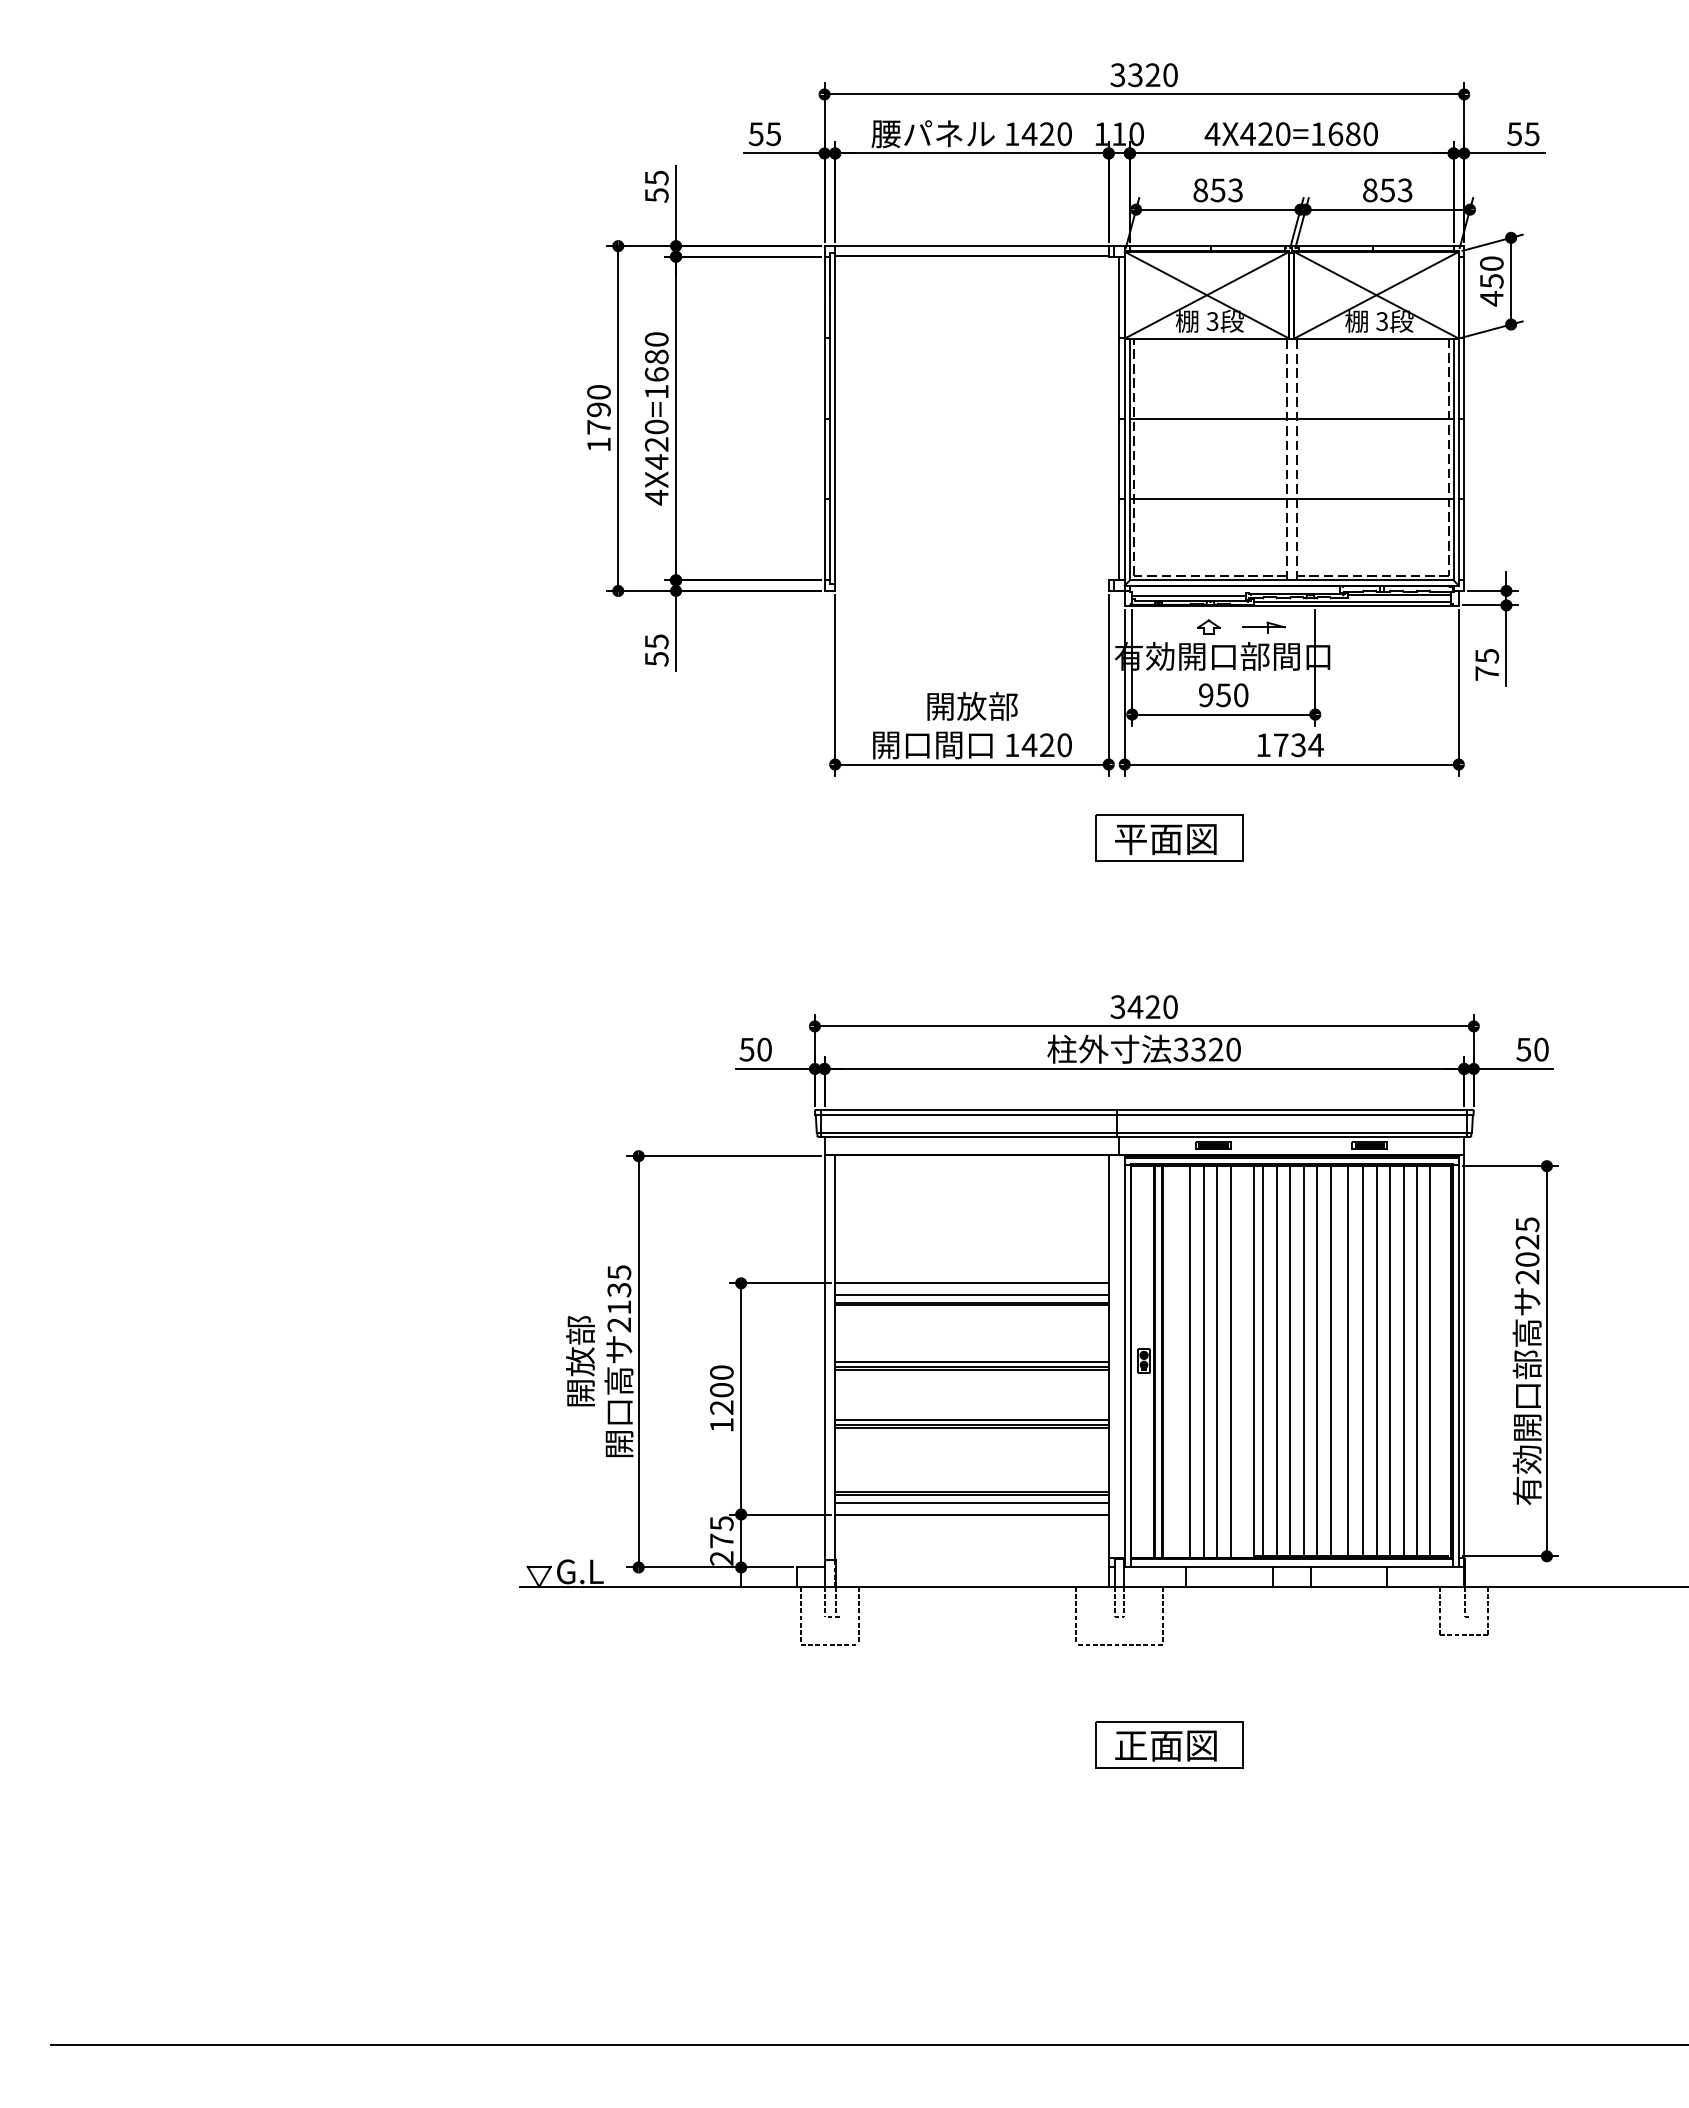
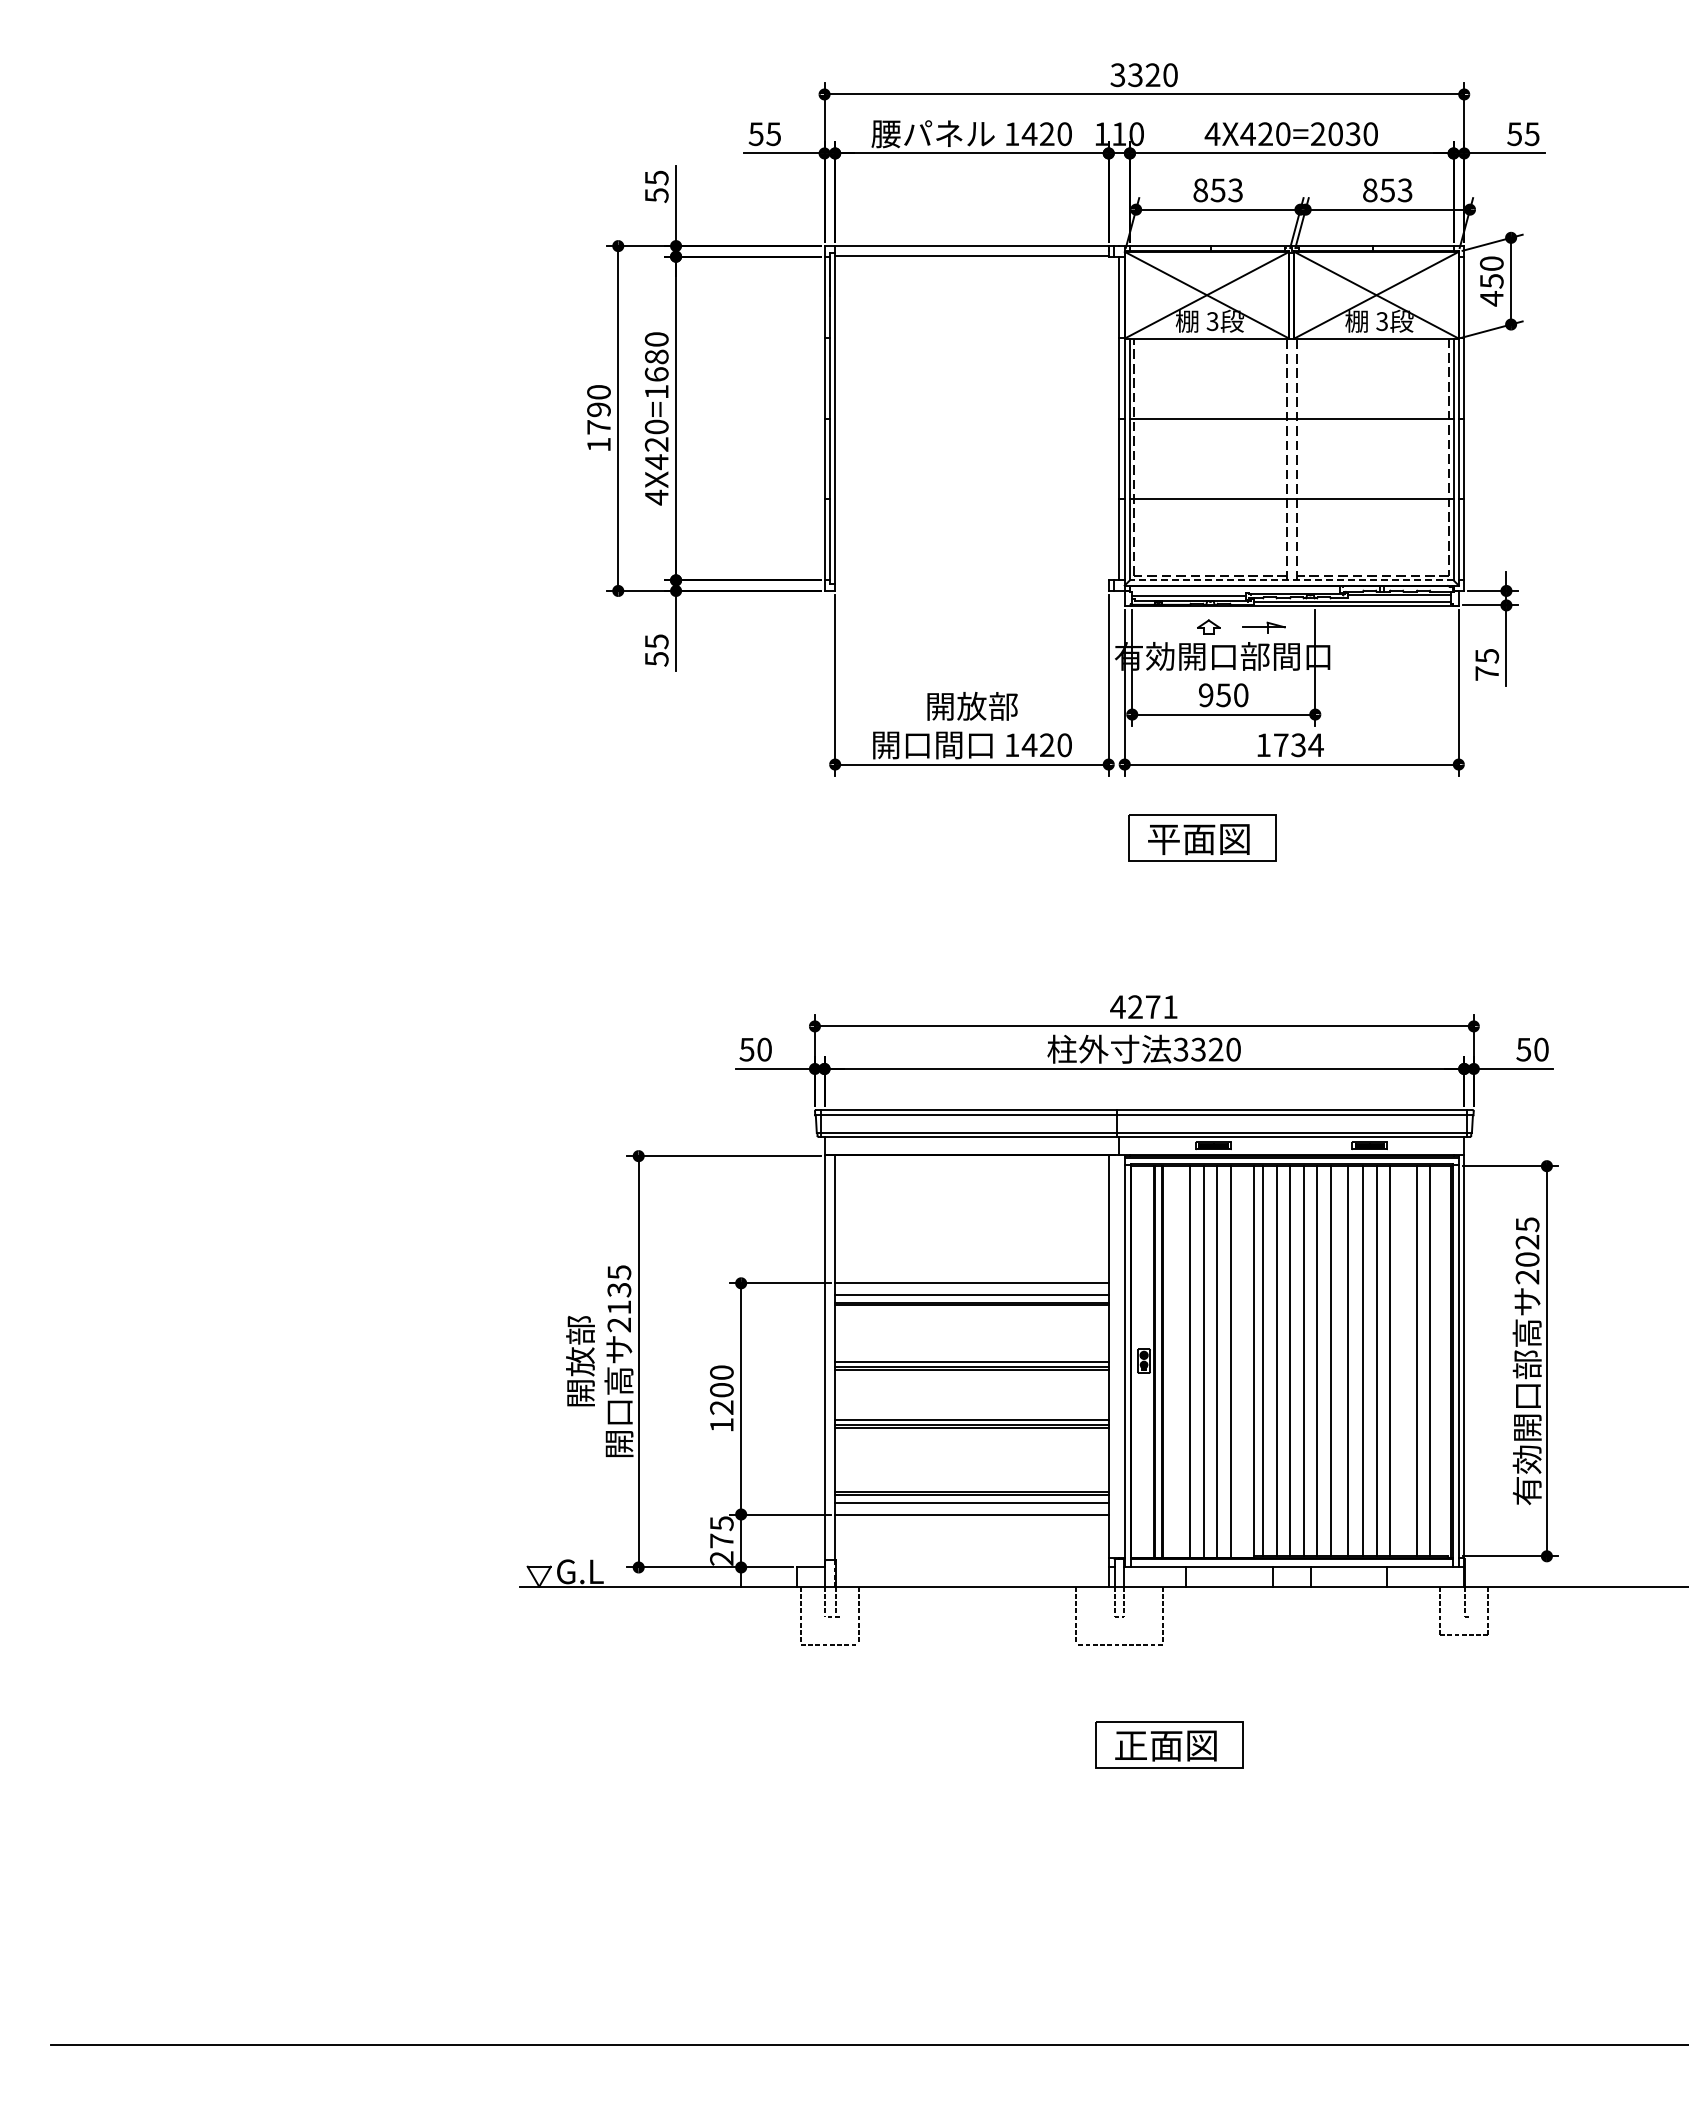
text: 4X420=1680 -> 4X420=2030 (1335, 133)
line: solid -> dashed (1291, 580)
part position: (1169, 837) -> (1202, 837) (1202, 837)
text: 3420 -> 4271 (1143, 1007)
line: present -> none (1403, 1361)
